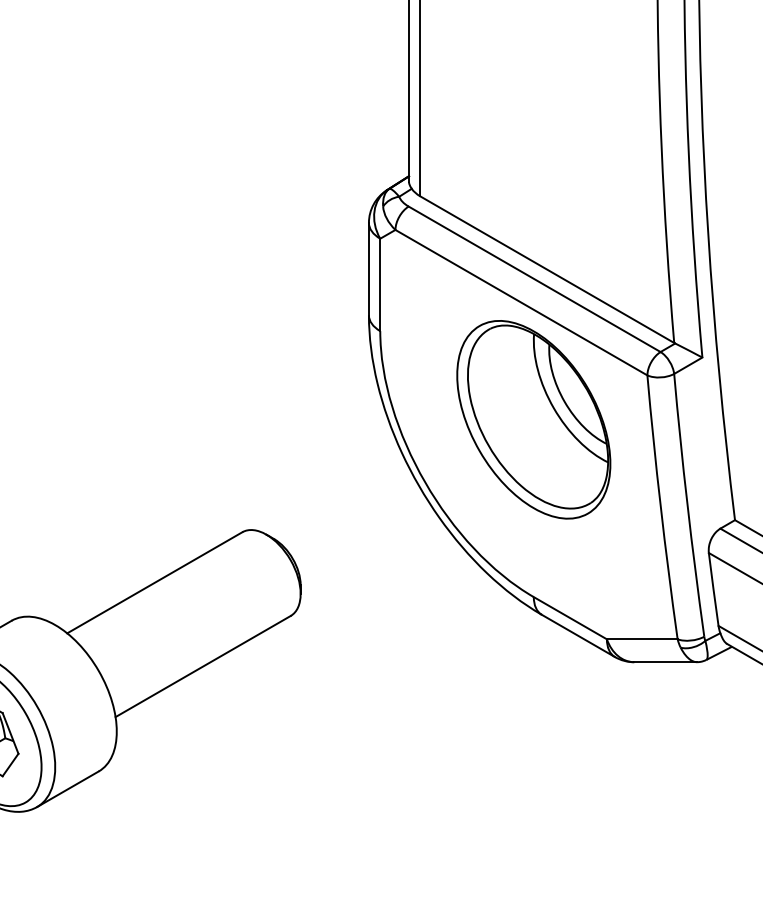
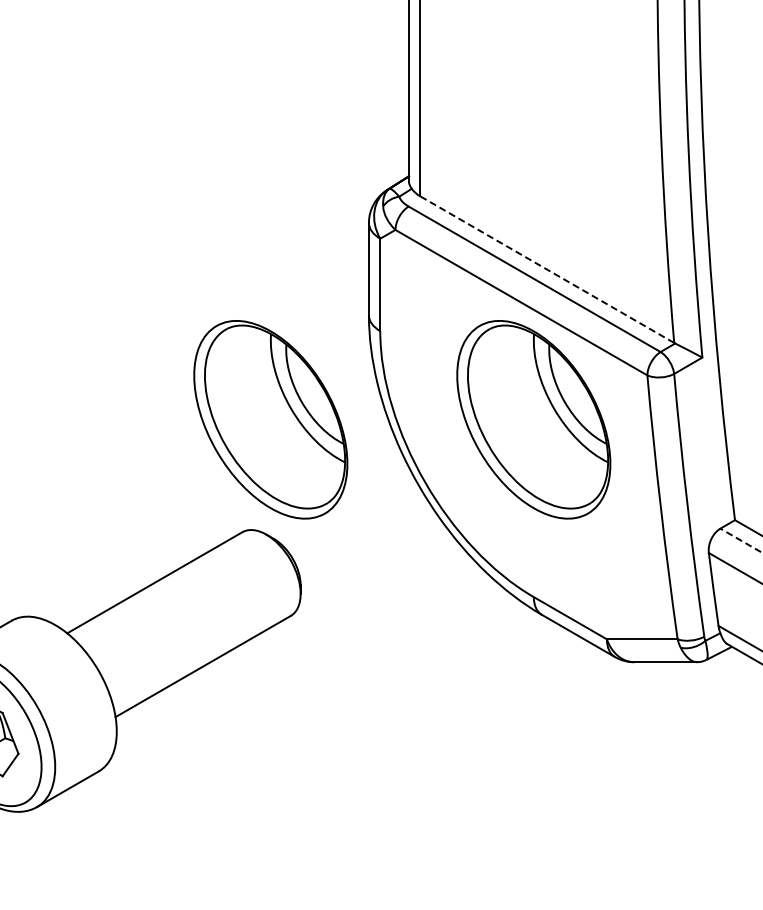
line: solid -> dashed (547, 269)
part: none -> present (270, 419)
line: solid -> dashed (741, 540)
